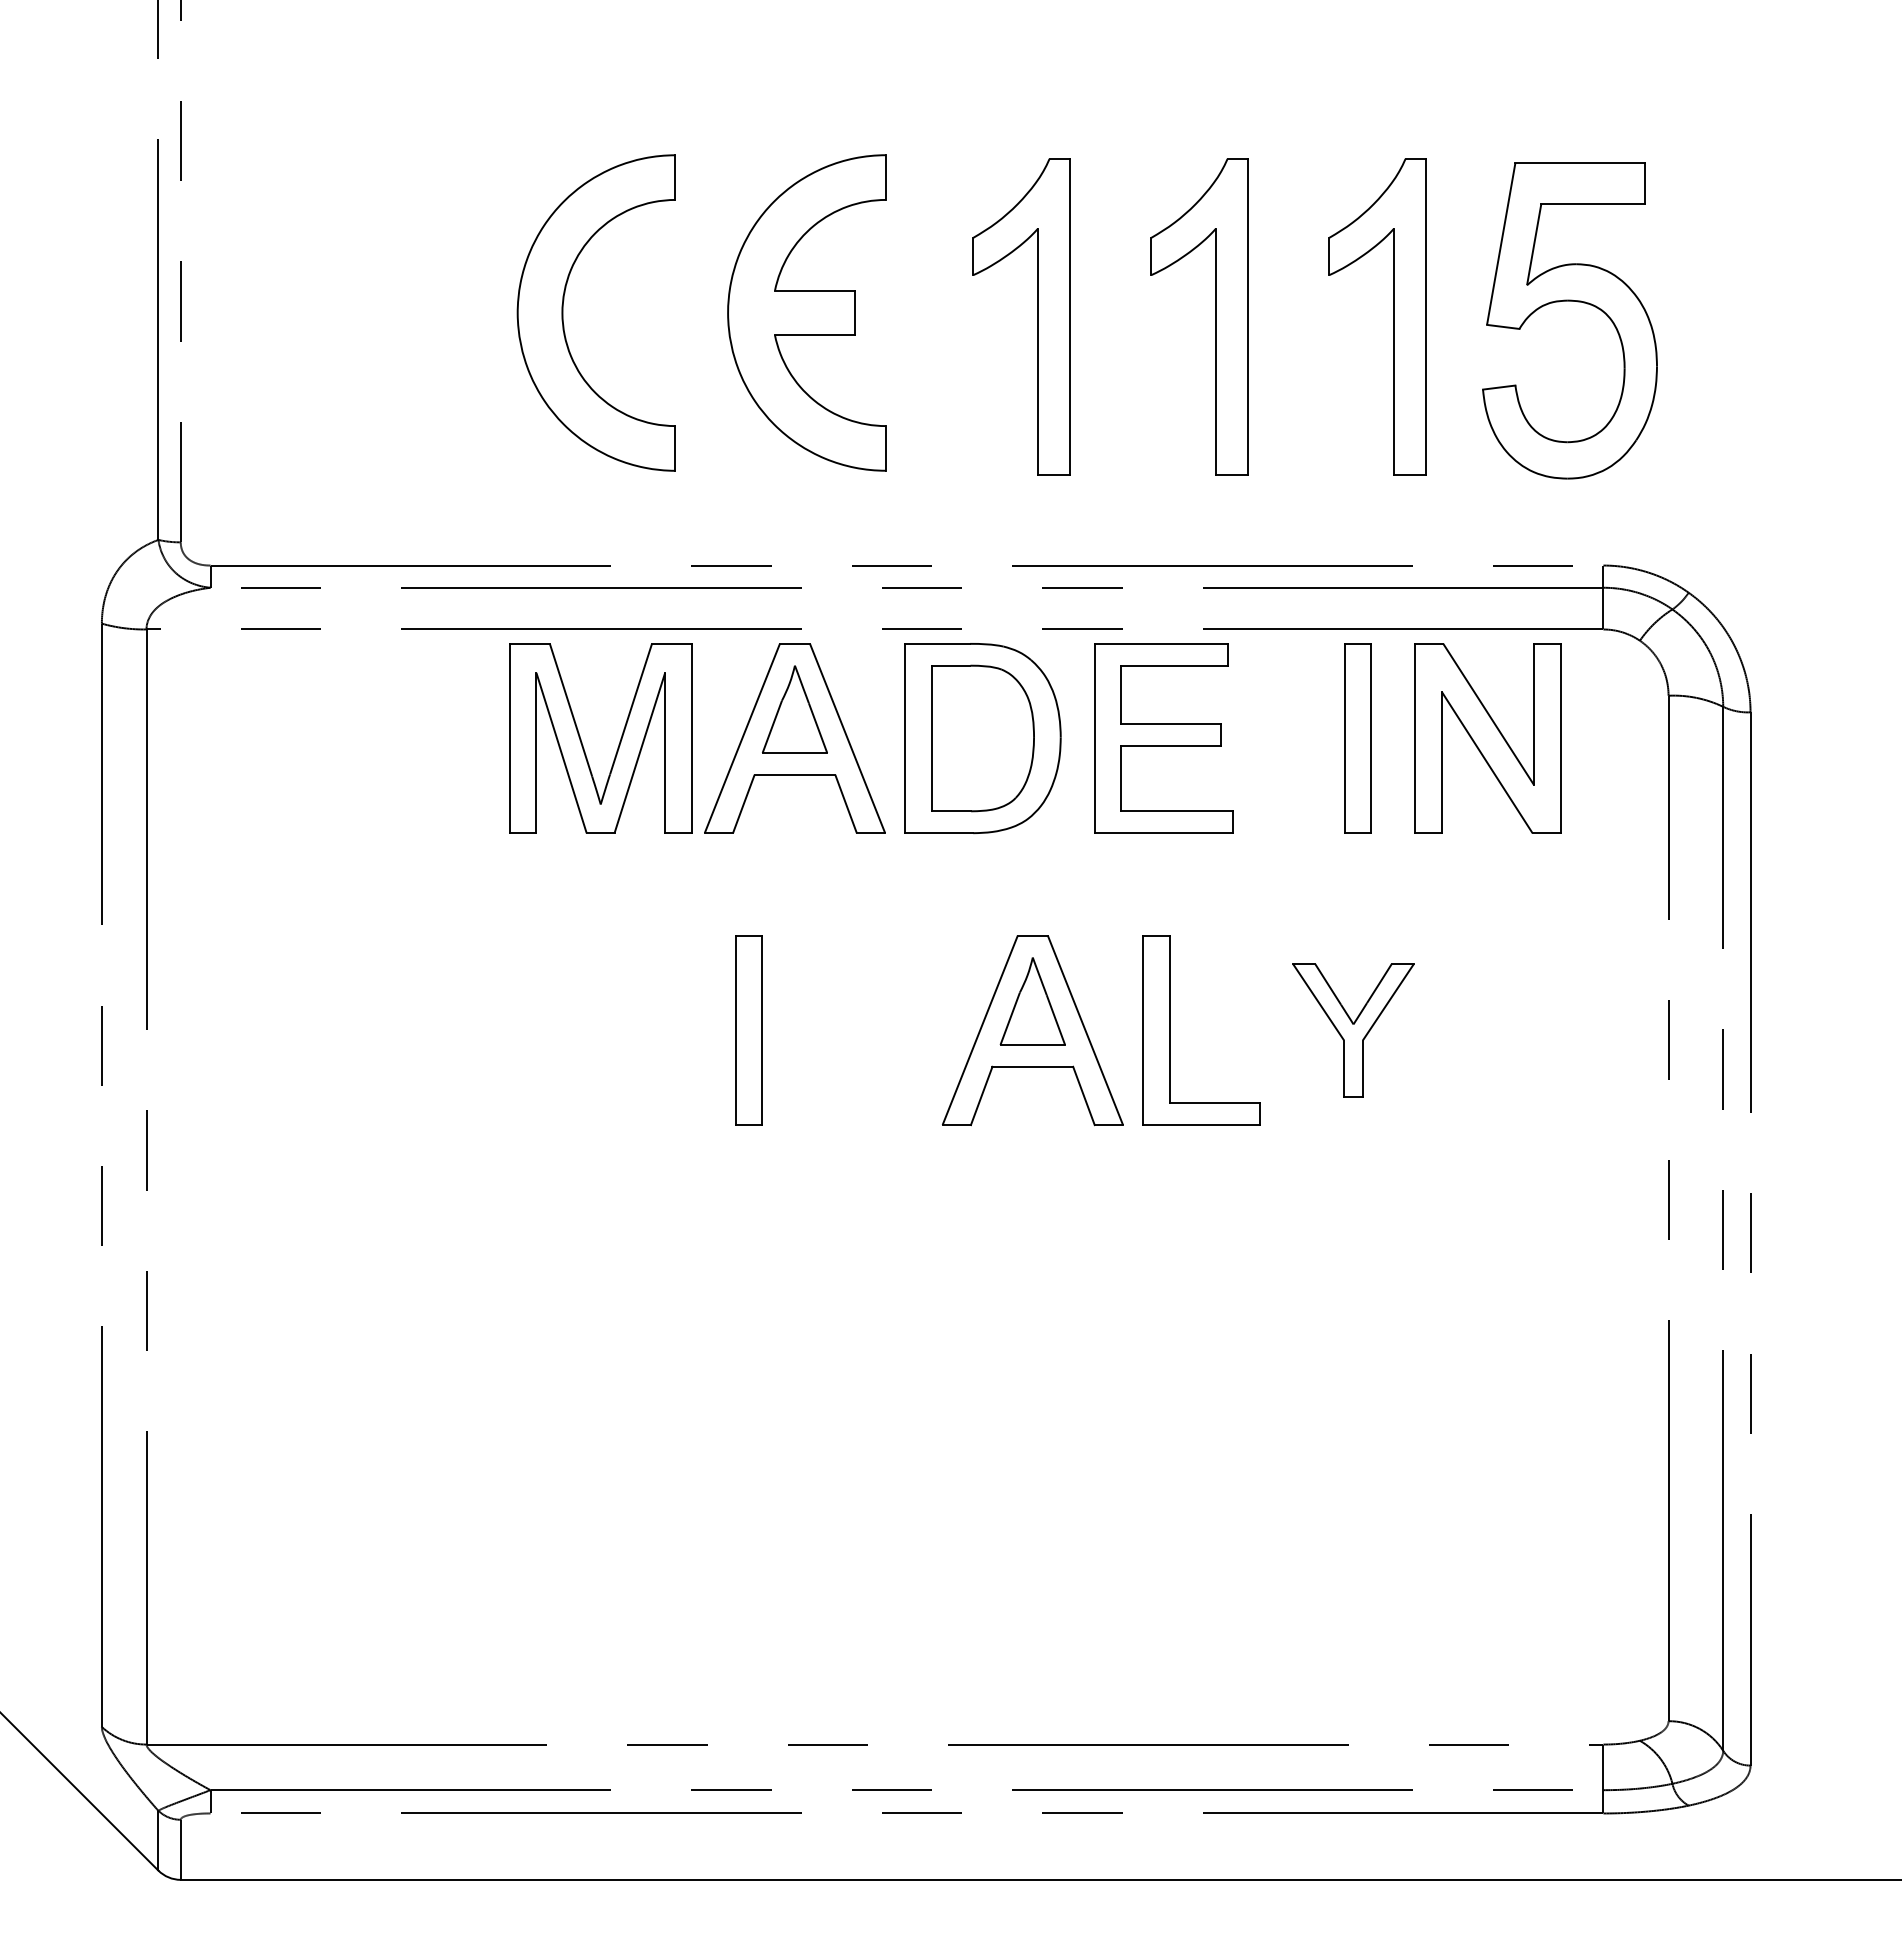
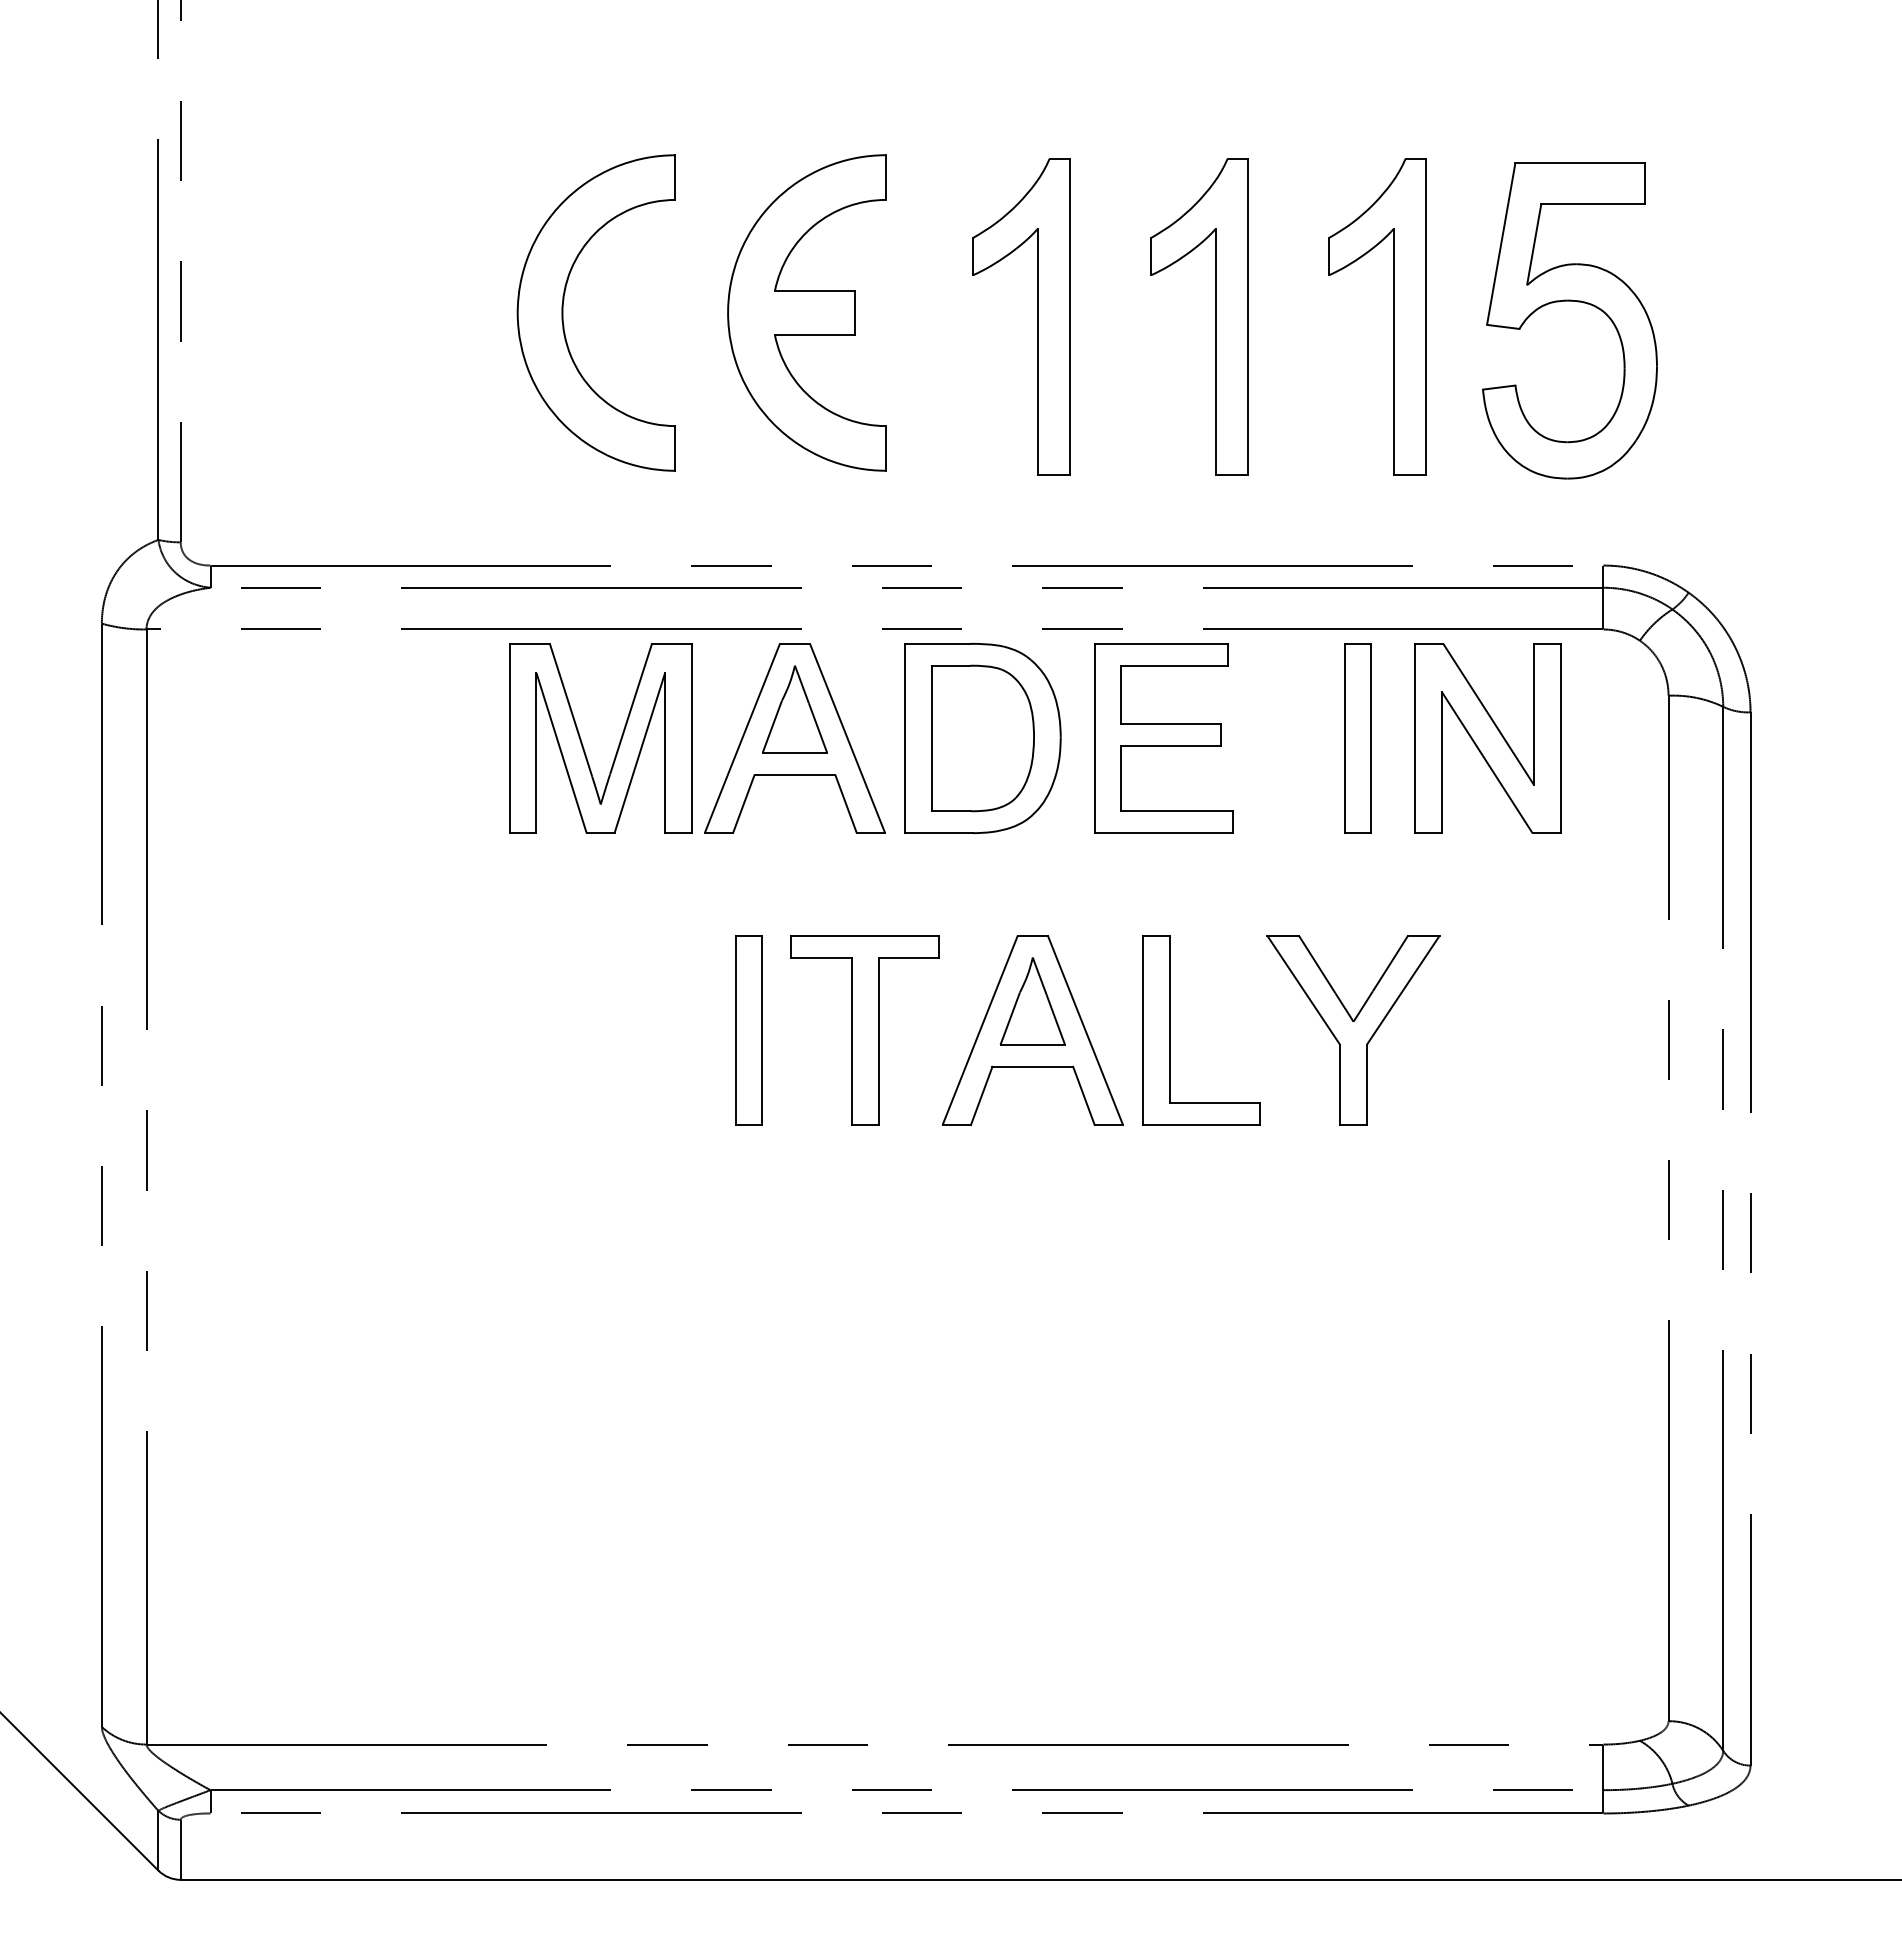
part: none -> present (864, 1030)
part size: 123x135 px -> 175x191 px (1353, 1030)
